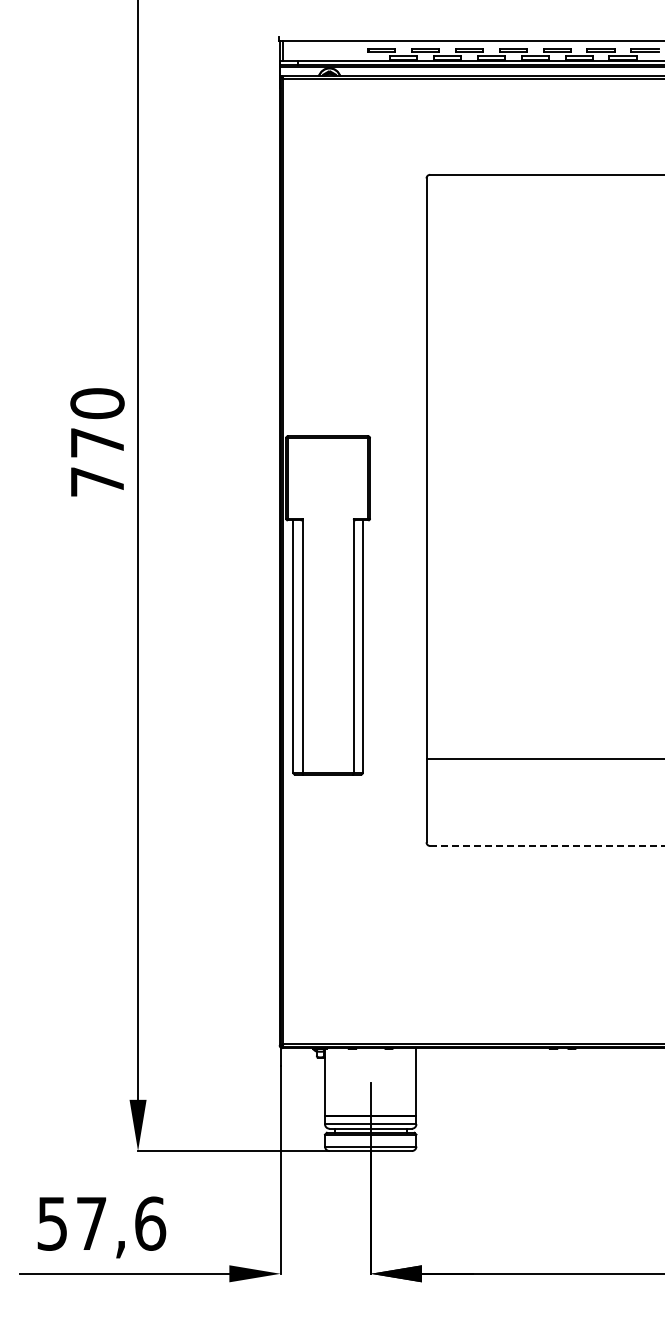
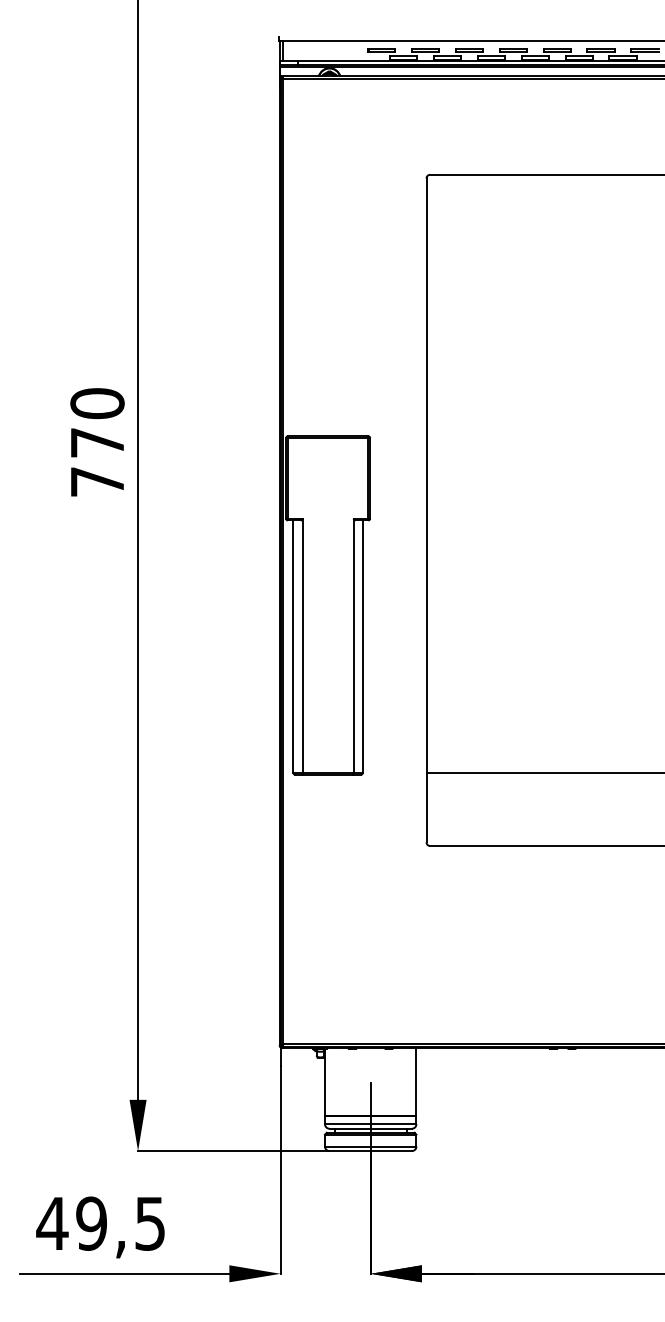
line position: (543, 758) -> (543, 772) (543, 772)
line: dashed -> solid (548, 846)
text: 57,6 -> 49,5 (101, 1223)
